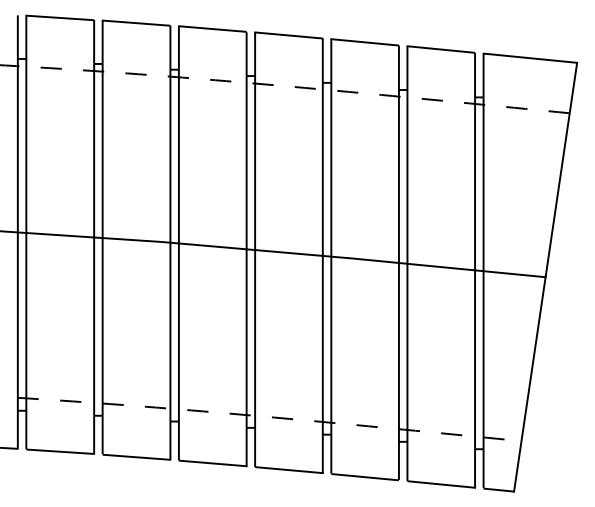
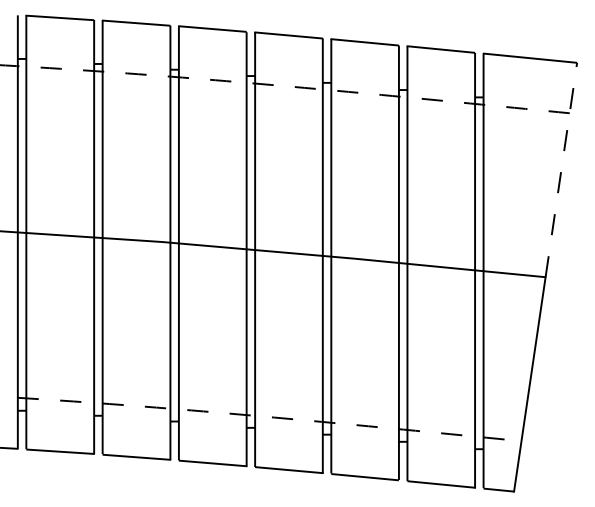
line: solid -> dashed (561, 169)
